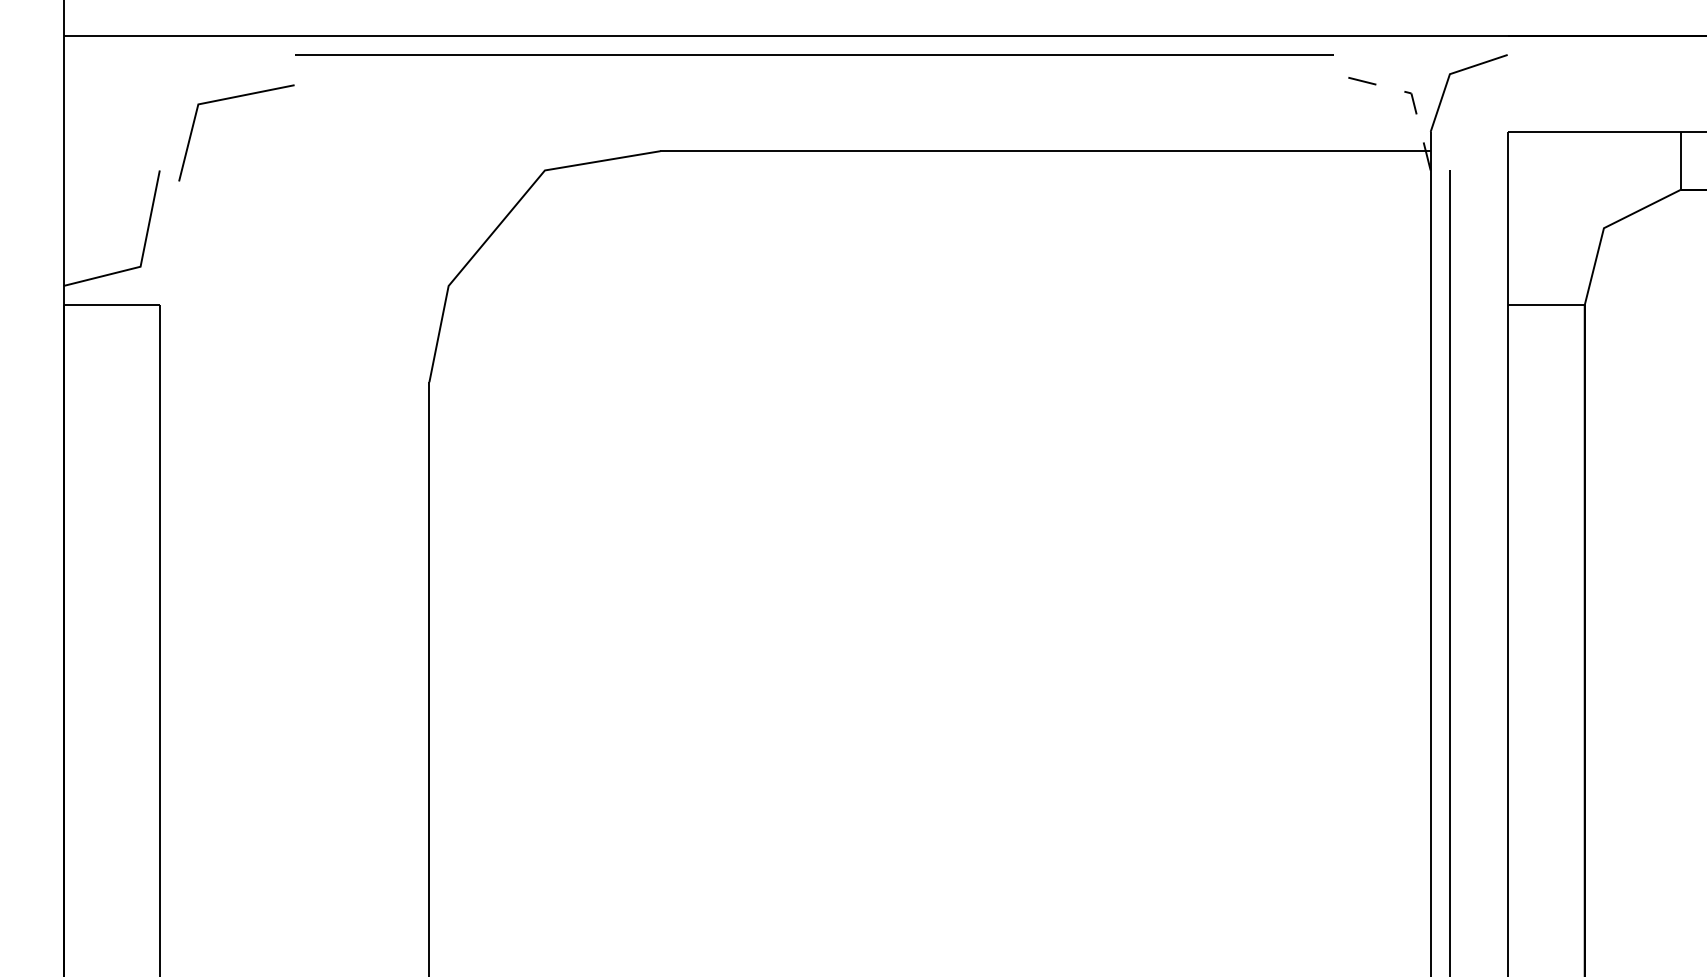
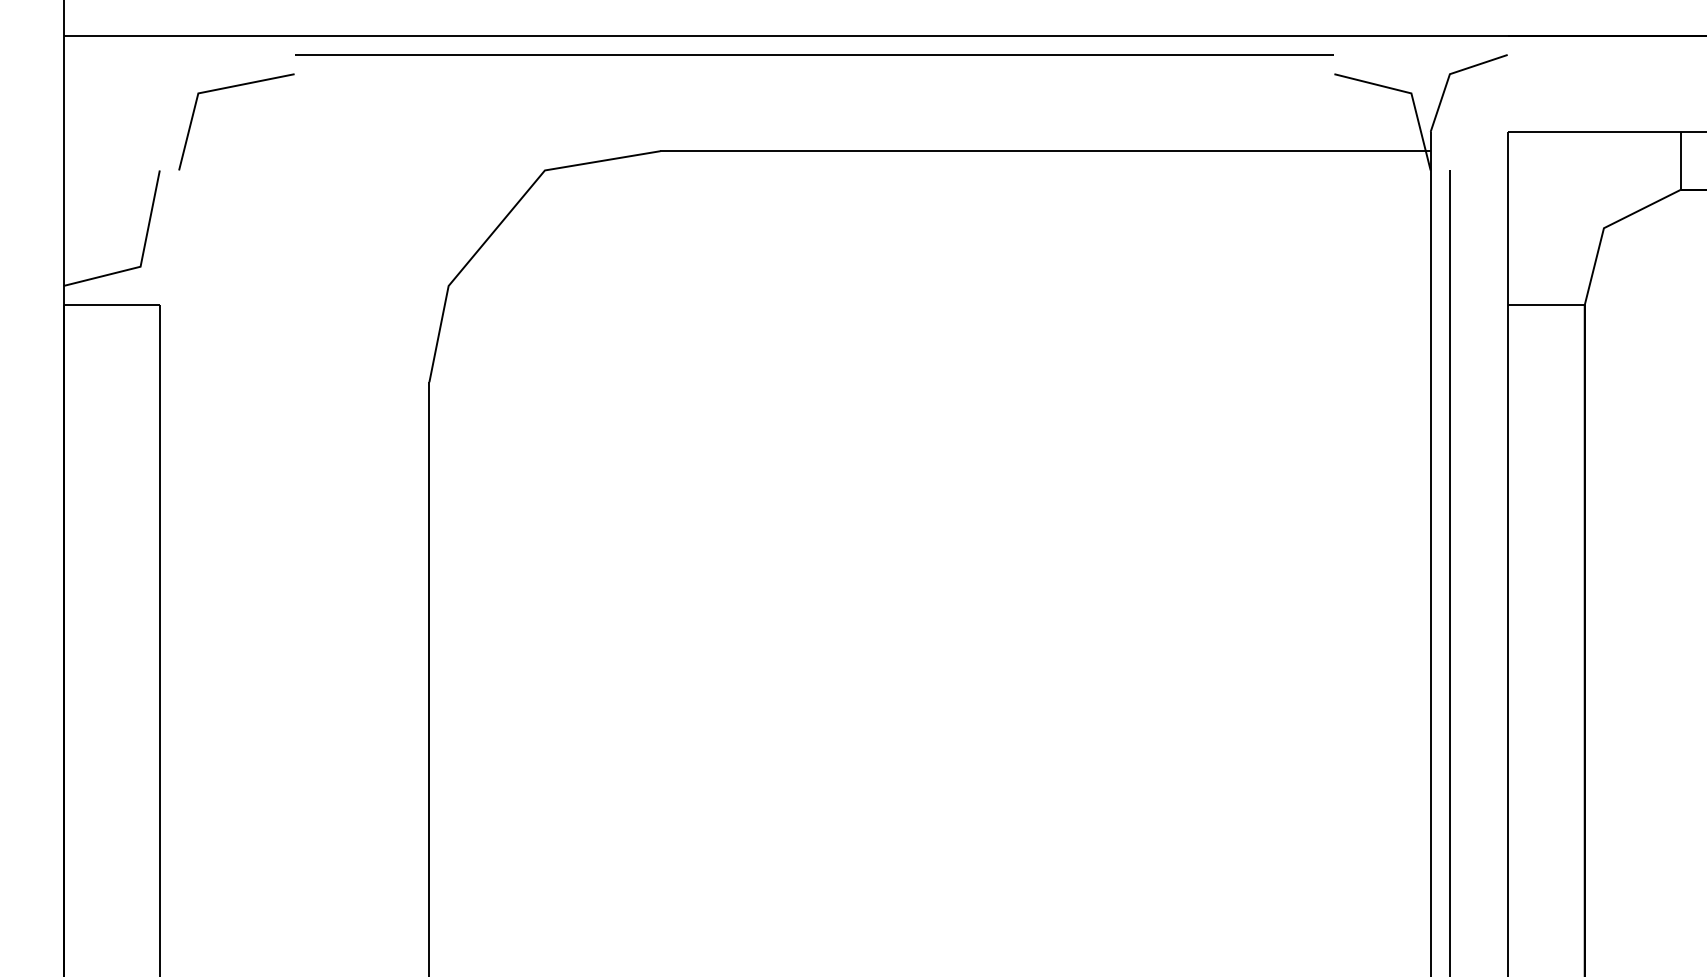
line: dashed -> solid (1411, 93)
line position: (229, 99) -> (229, 88) (229, 88)
